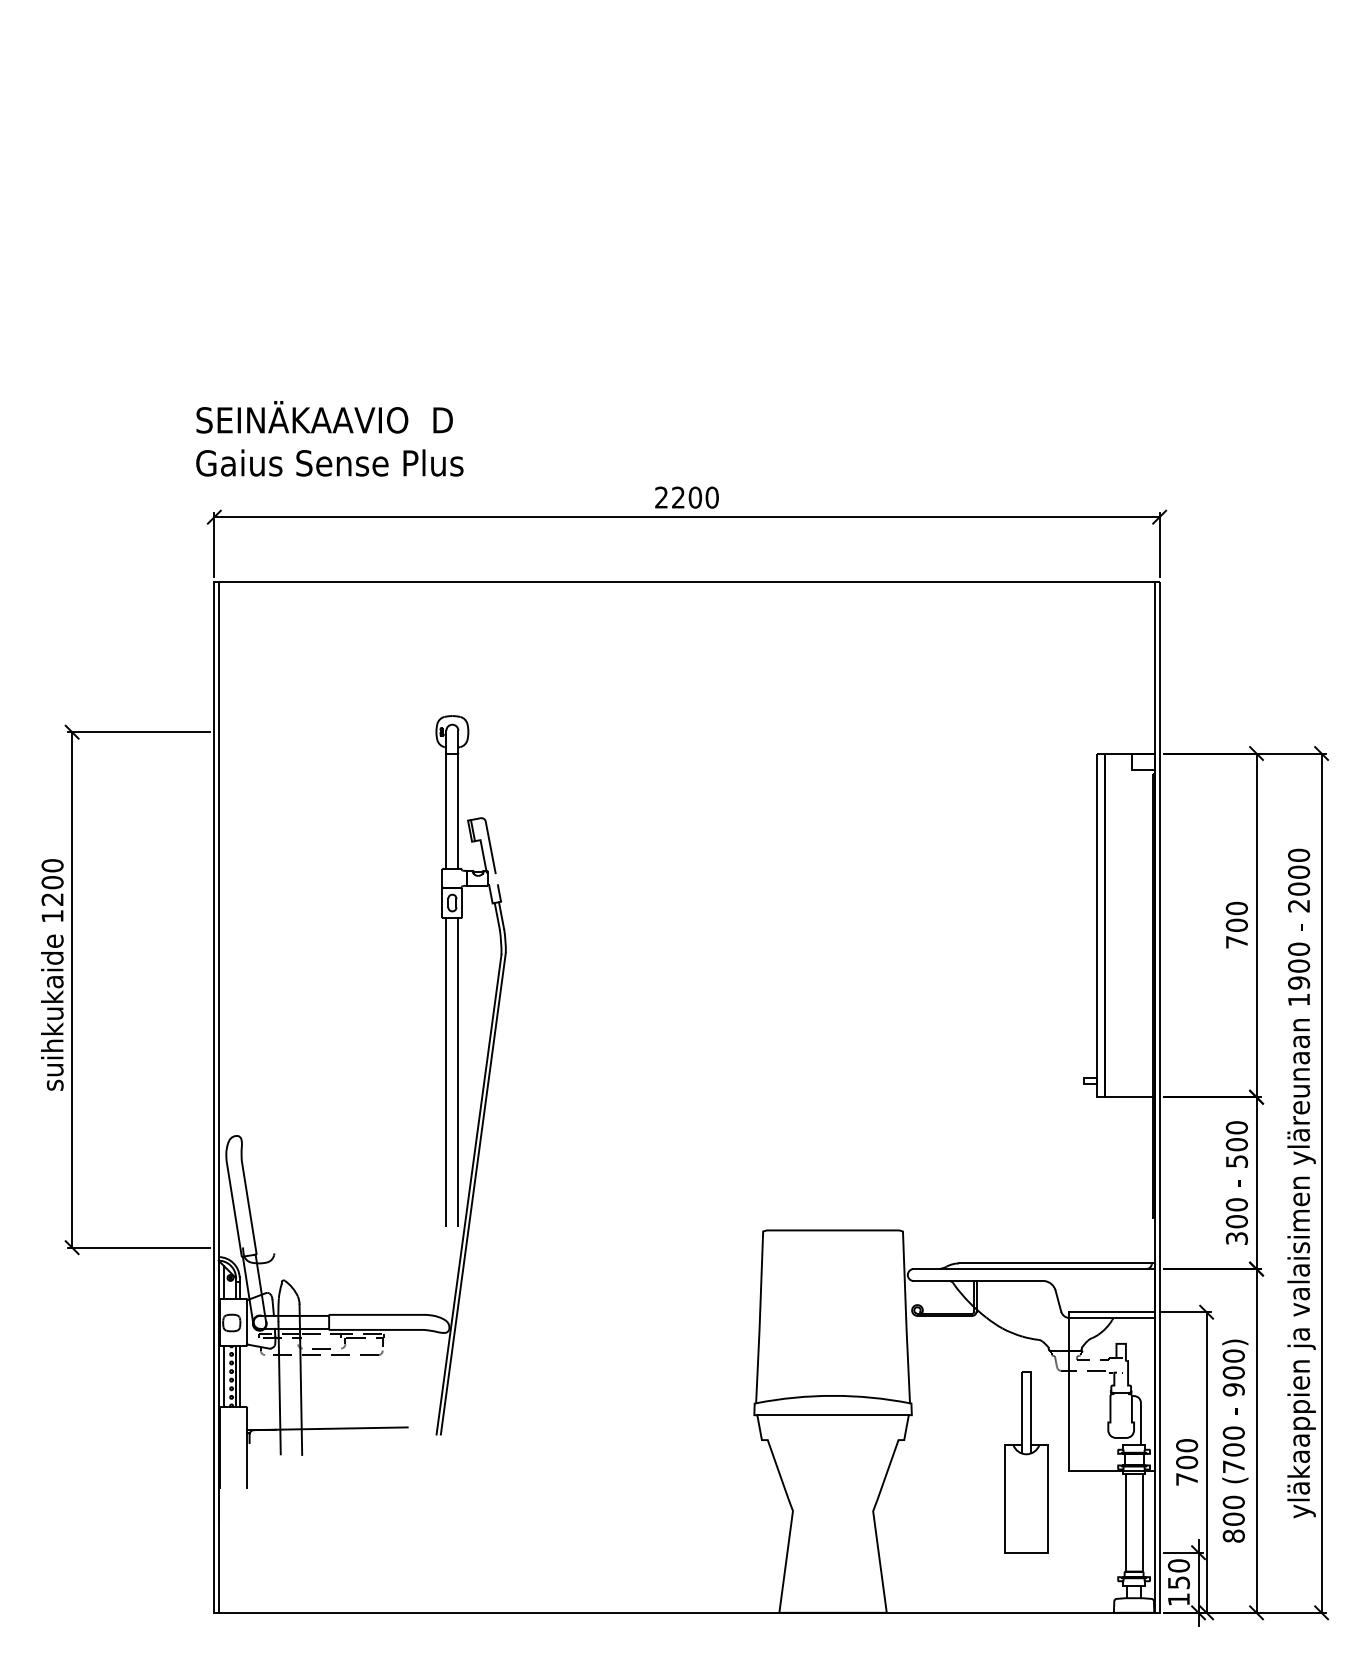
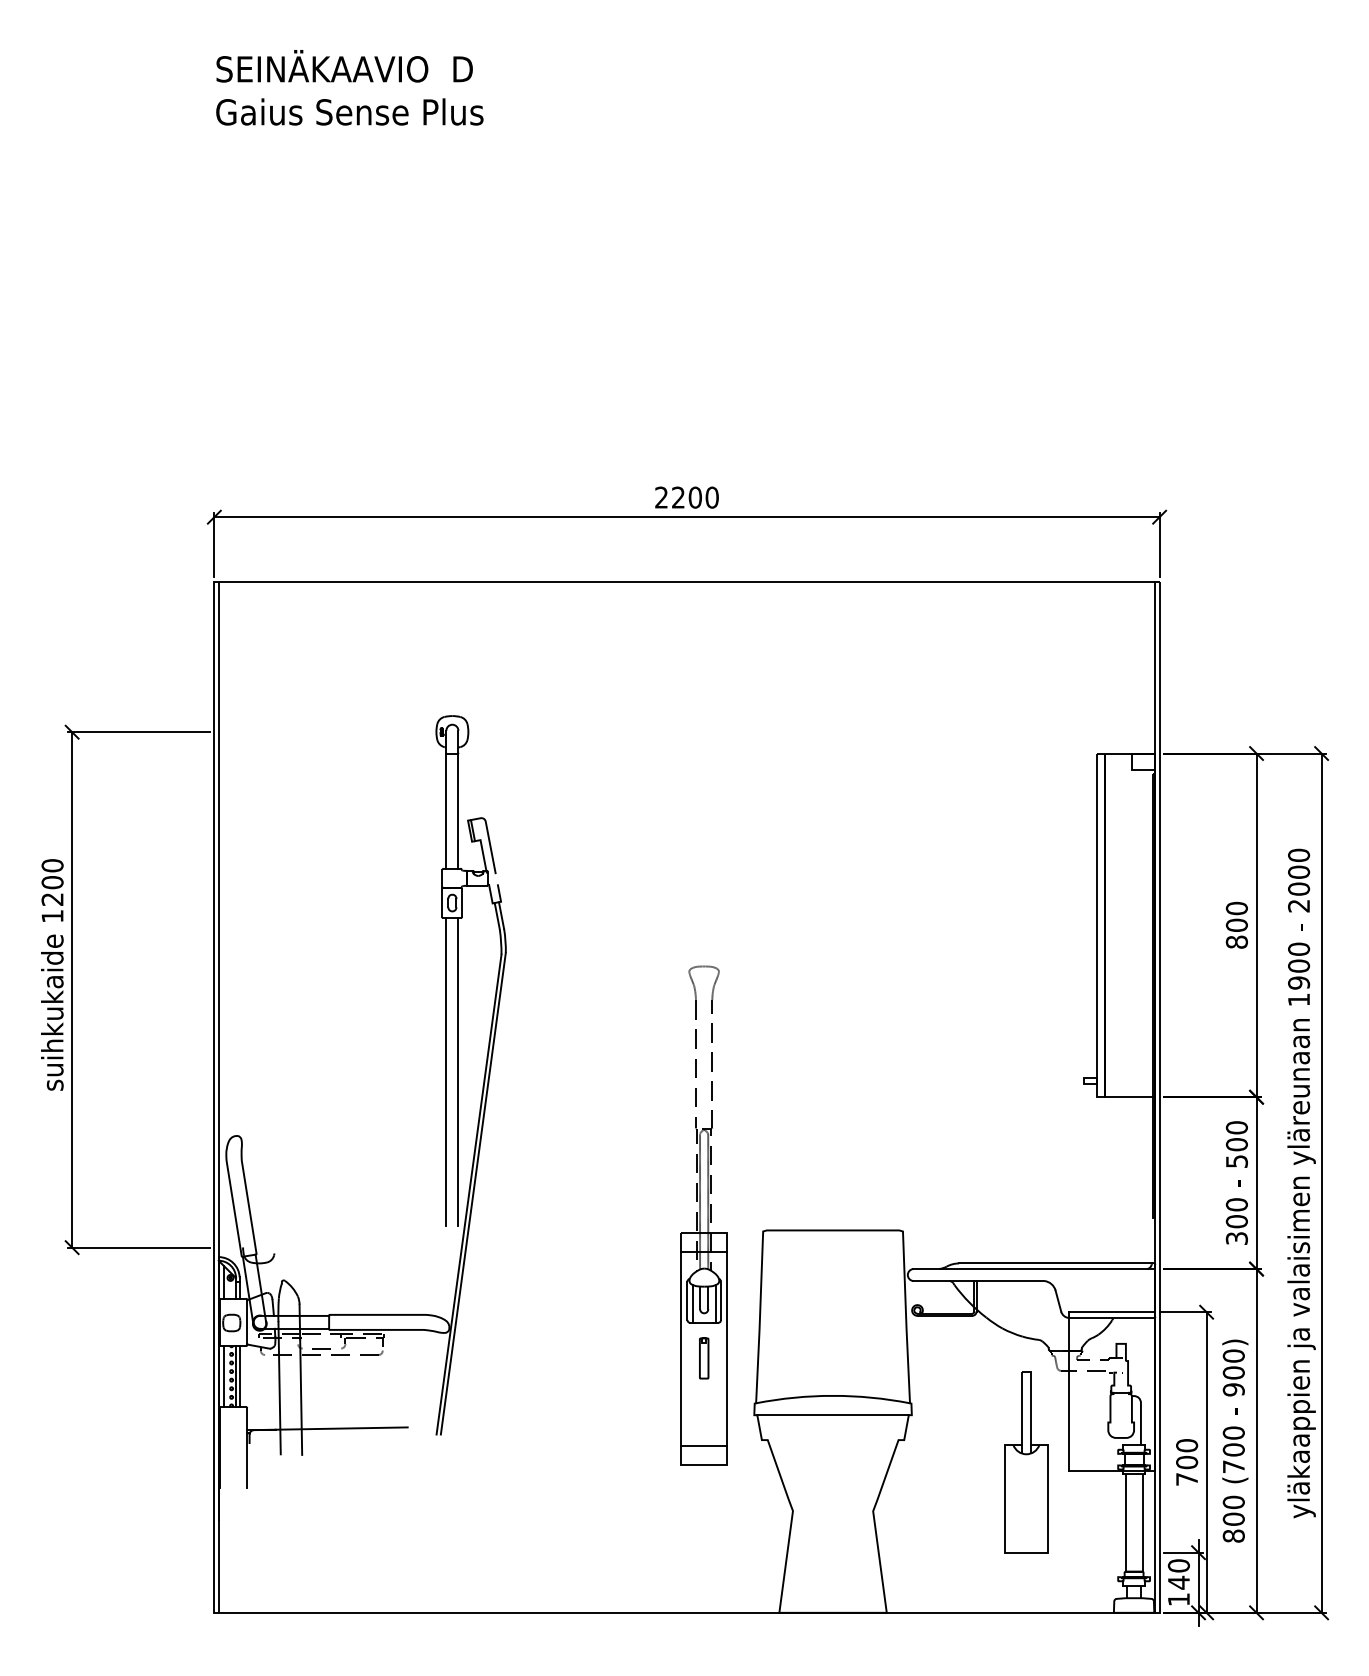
text position: (329, 438) -> (349, 87) (349, 87)
text: 700 -> 800 (1236, 941)
part: none -> present (703, 1215)
text: 150 -> 140 (1178, 1582)
